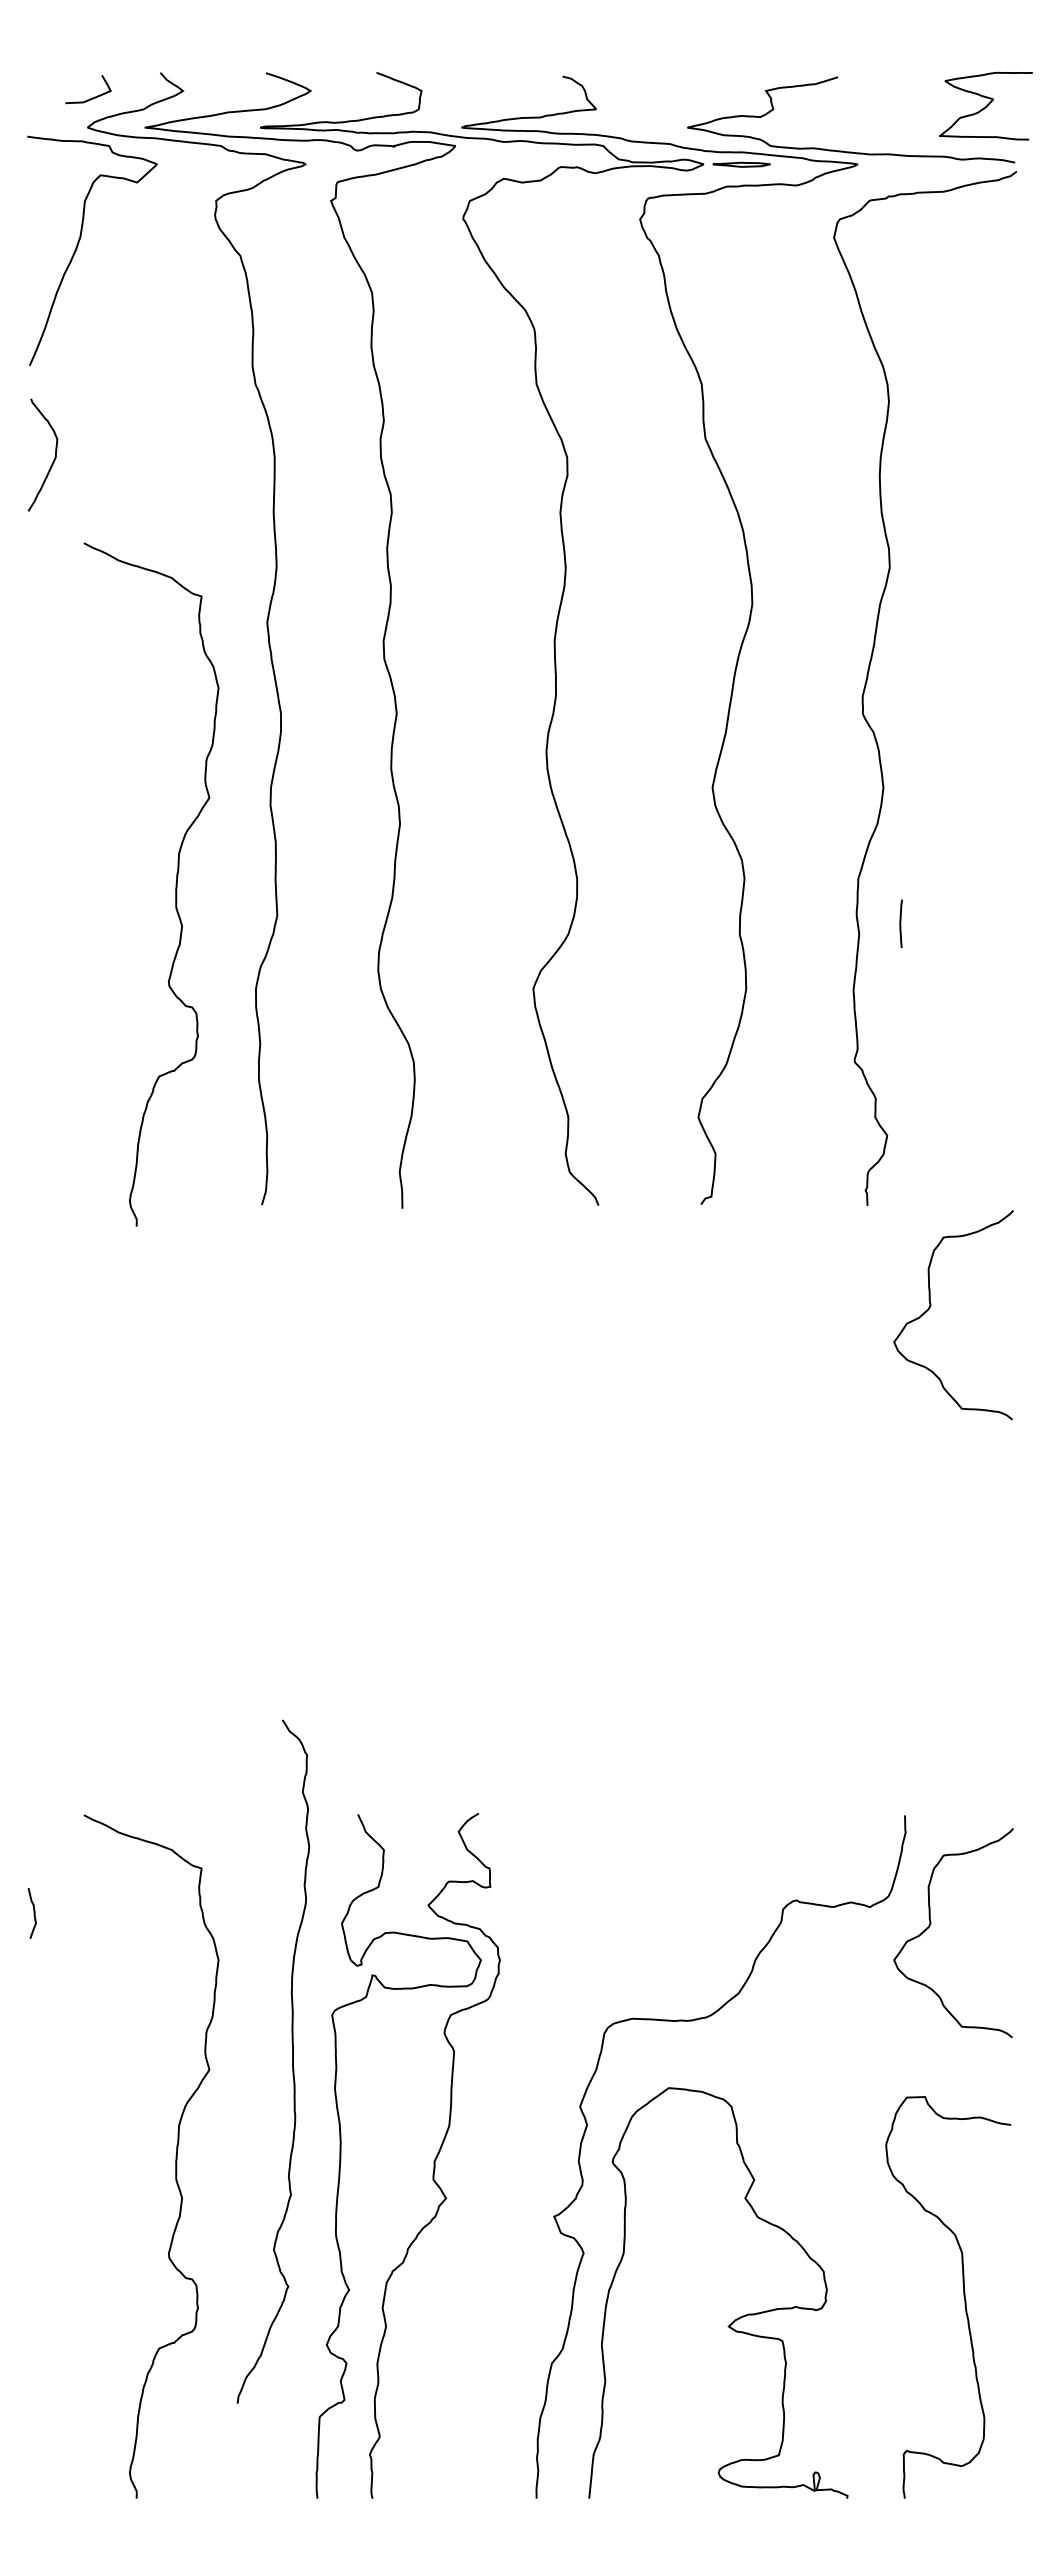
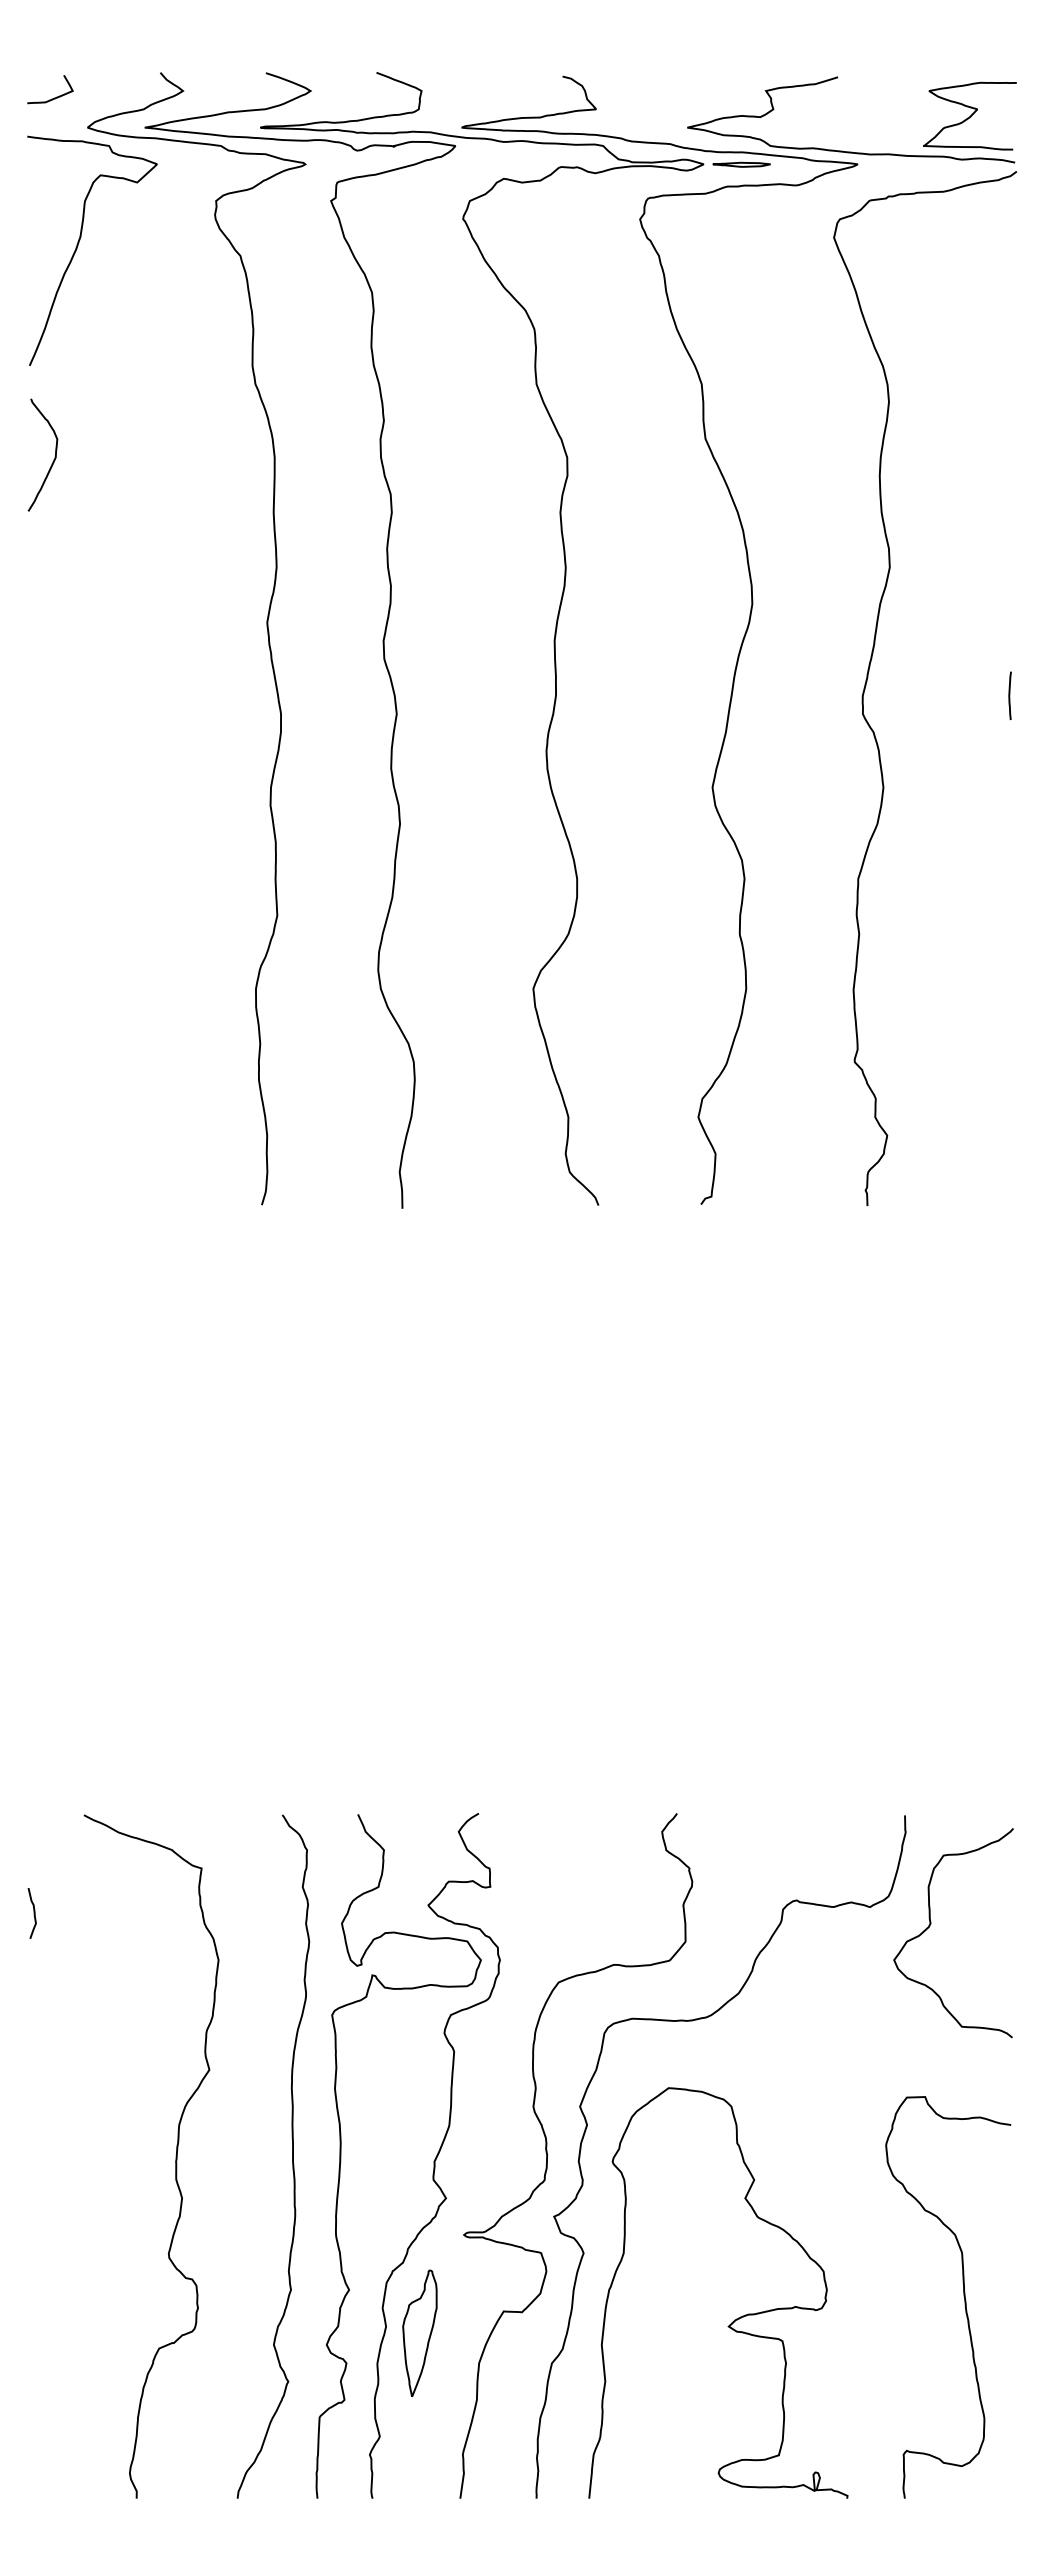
curve position: (92, 97) -> (54, 97) (54, 97)
curve position: (986, 105) -> (970, 115) (970, 115)
curve: present -> none (175, 884)
line position: (900, 923) -> (1009, 695) (1009, 695)
curve: present -> none (931, 1306)
curve position: (292, 2061) -> (292, 2156) (292, 2156)
curve: none -> present (547, 2155)
part: none -> present (419, 2332)
